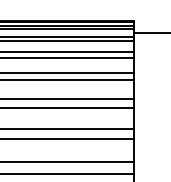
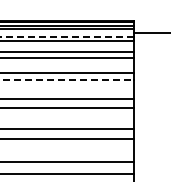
line: solid -> dashed (66, 36)
line: solid -> dashed (67, 80)
